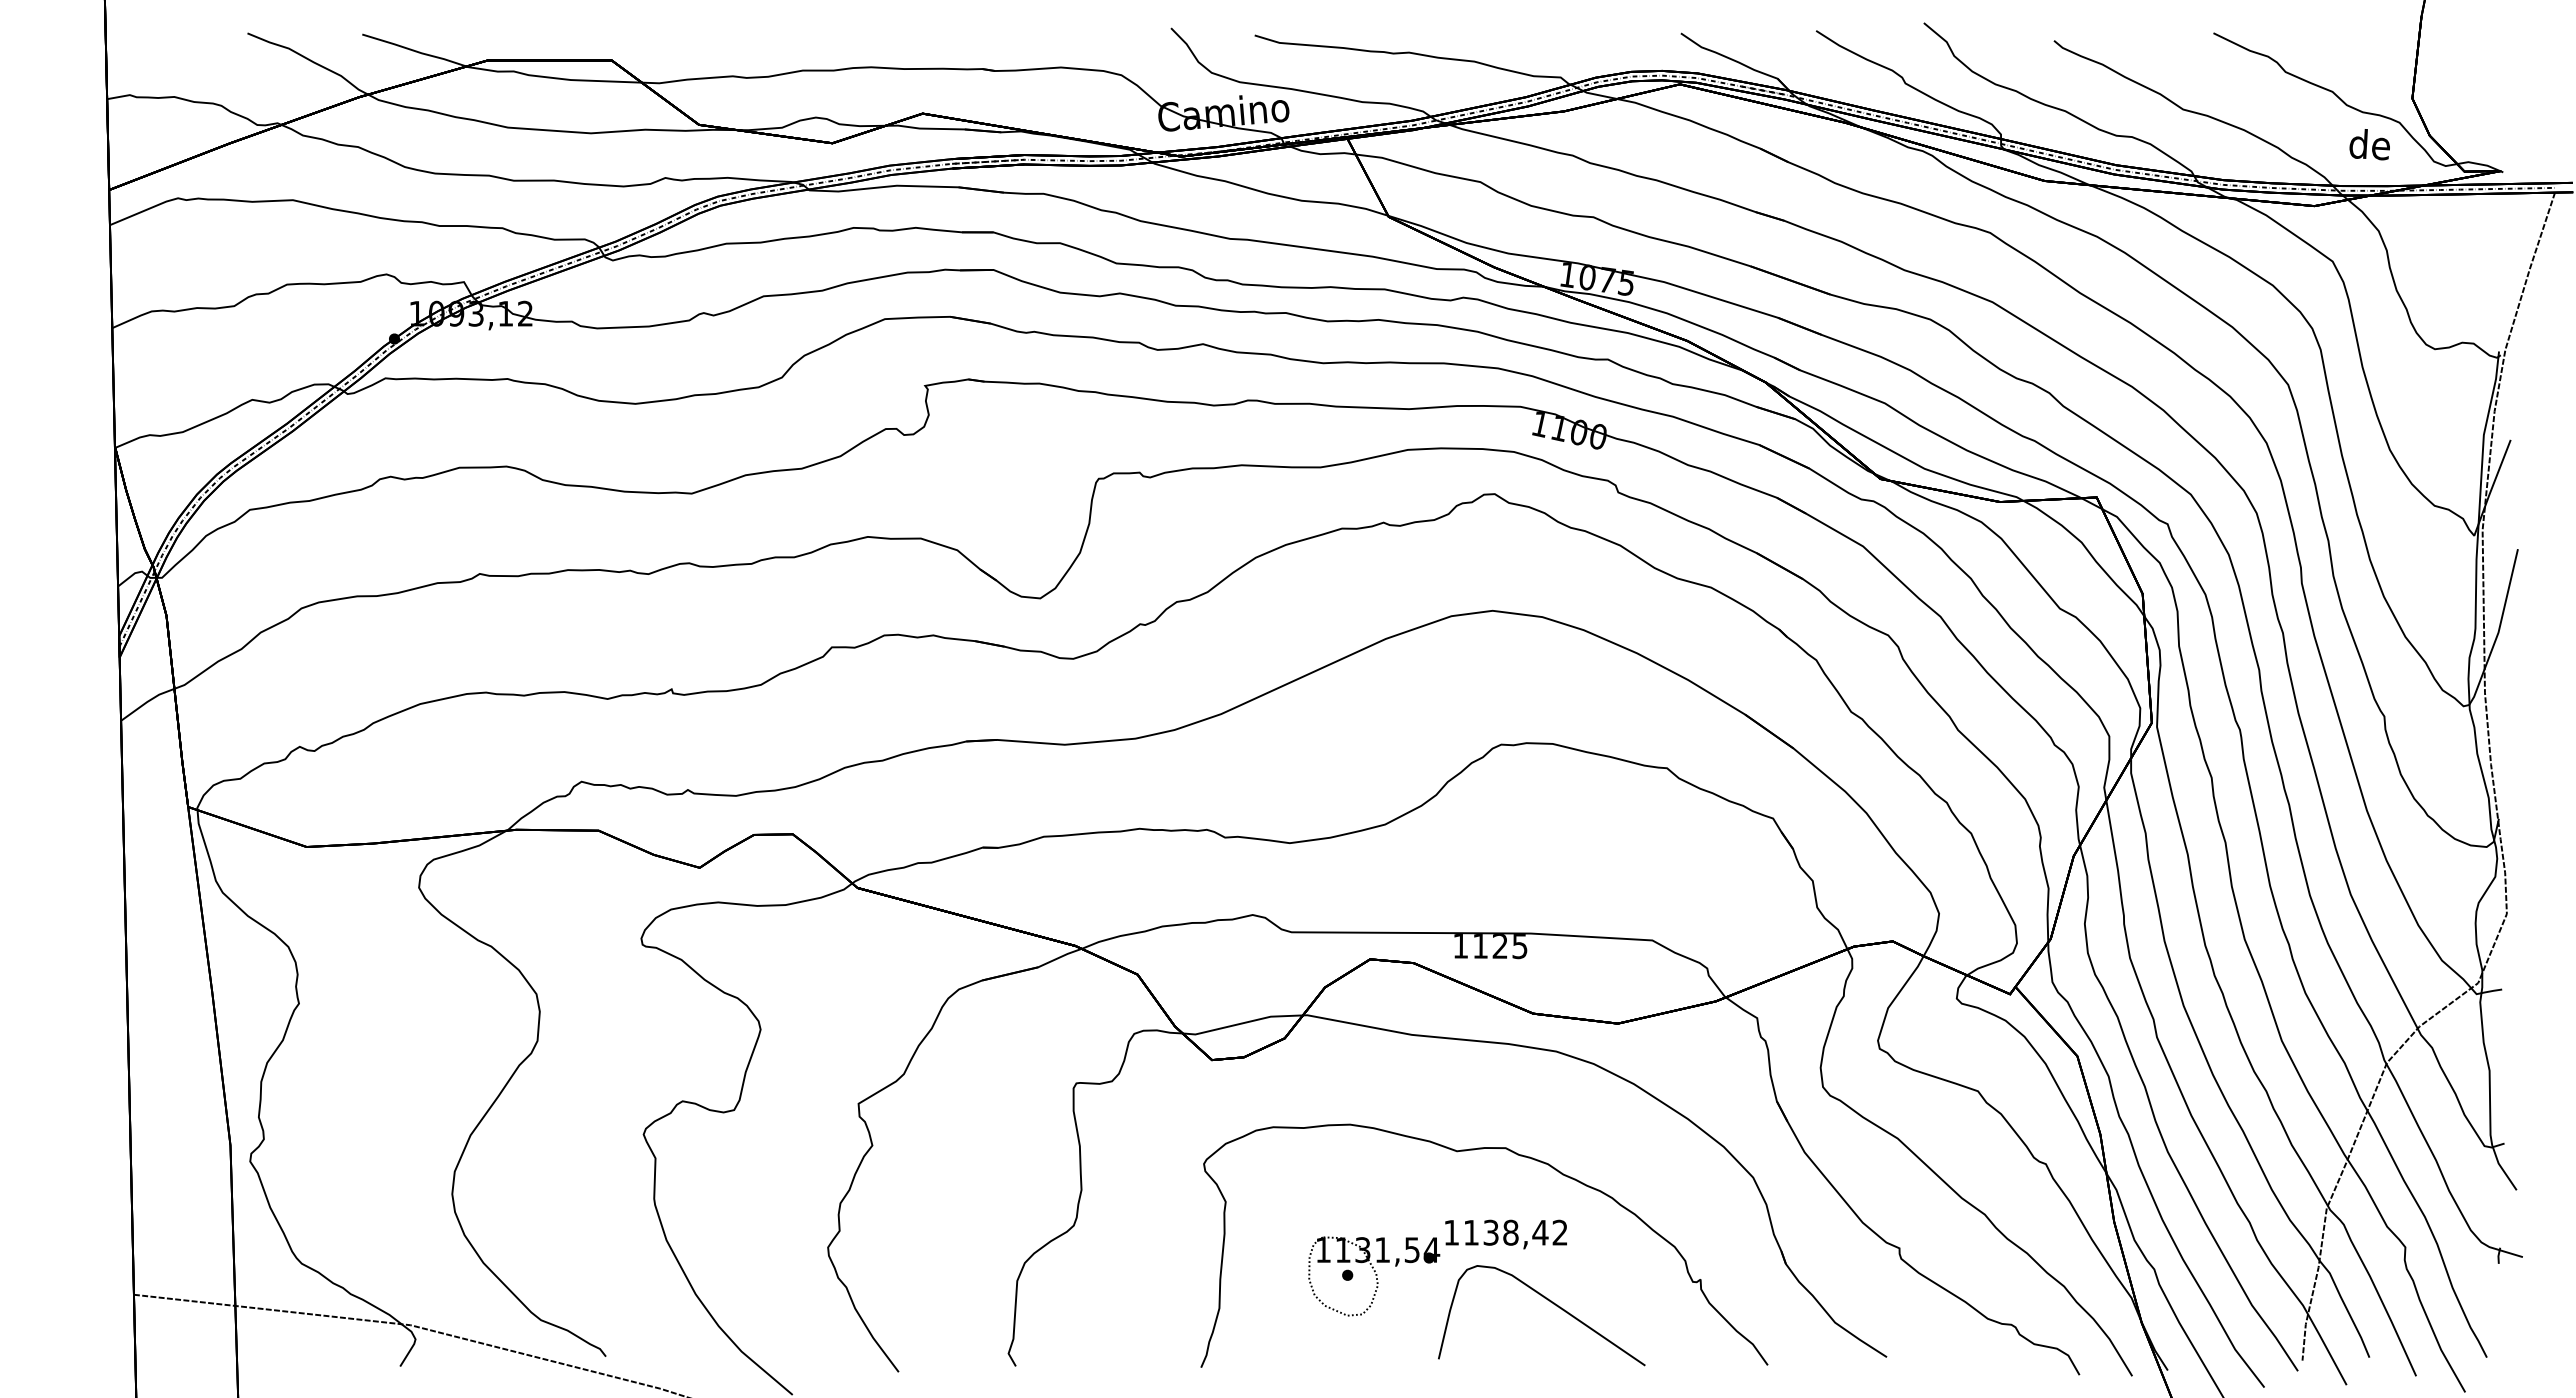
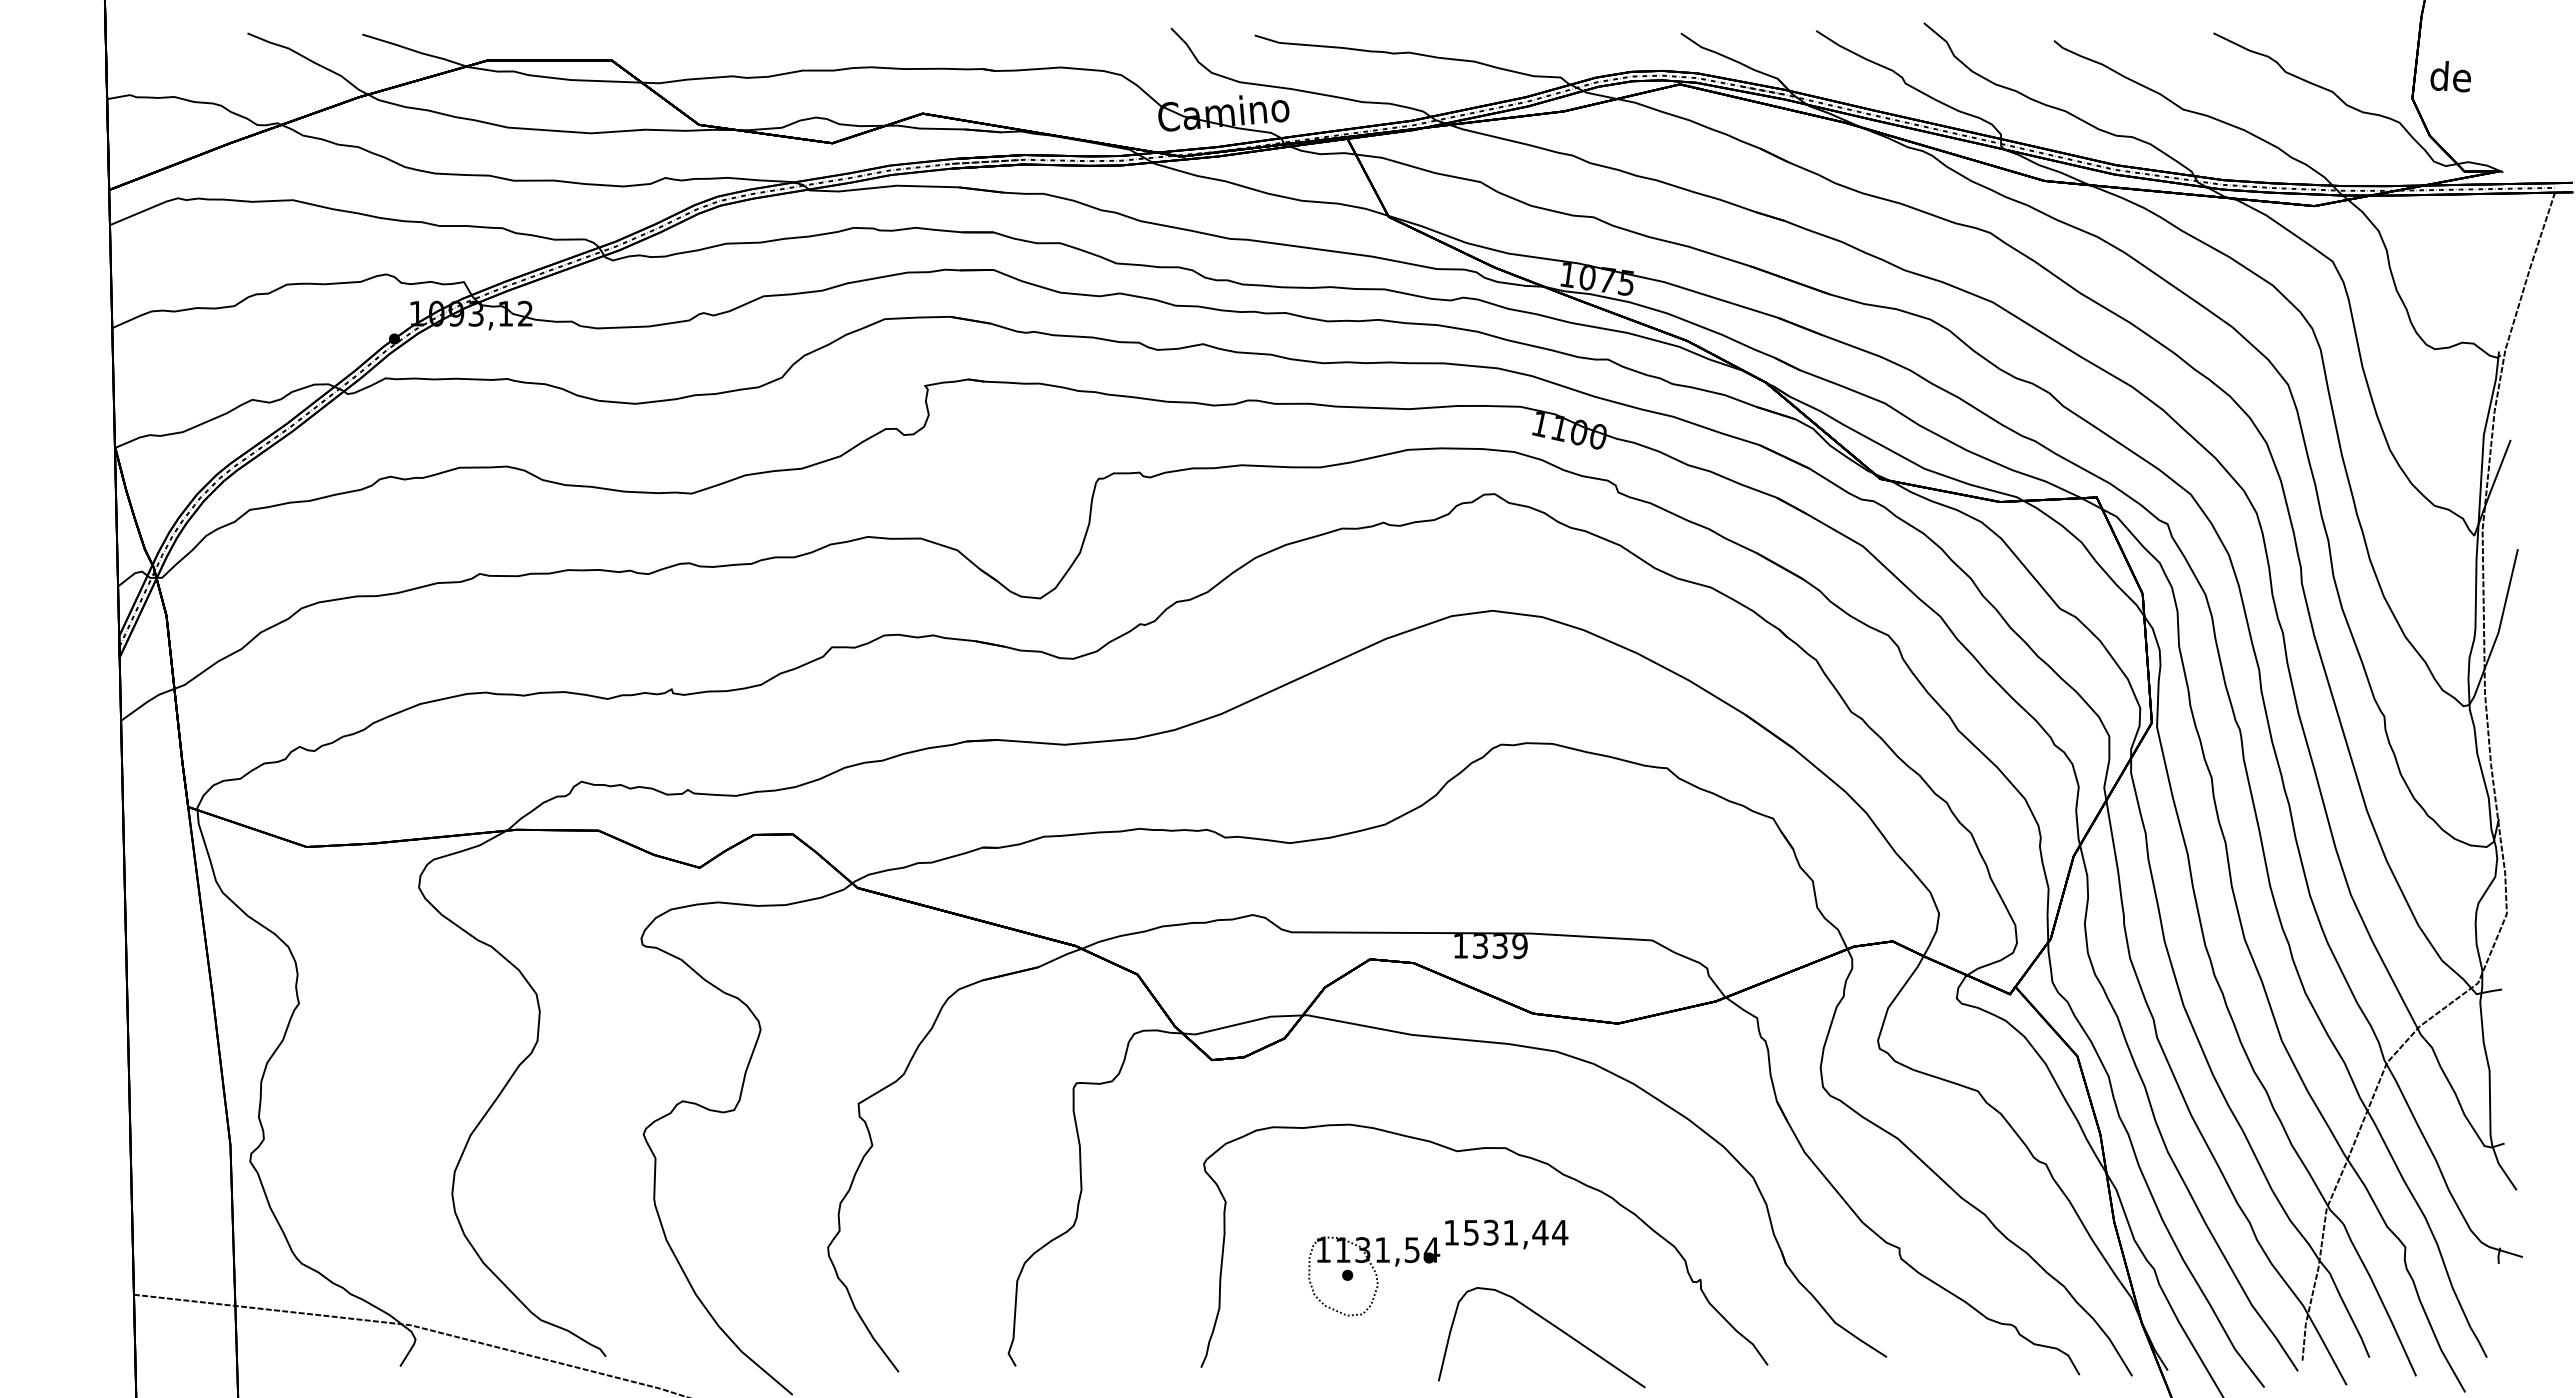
text position: (2369, 144) -> (2450, 76) (2450, 76)
text: 1125 -> 1339 (1500, 946)
text: 1138,42 -> 1531,44 (1516, 1232)
curve position: (1550, 1302) -> (1550, 1324) (1550, 1324)
